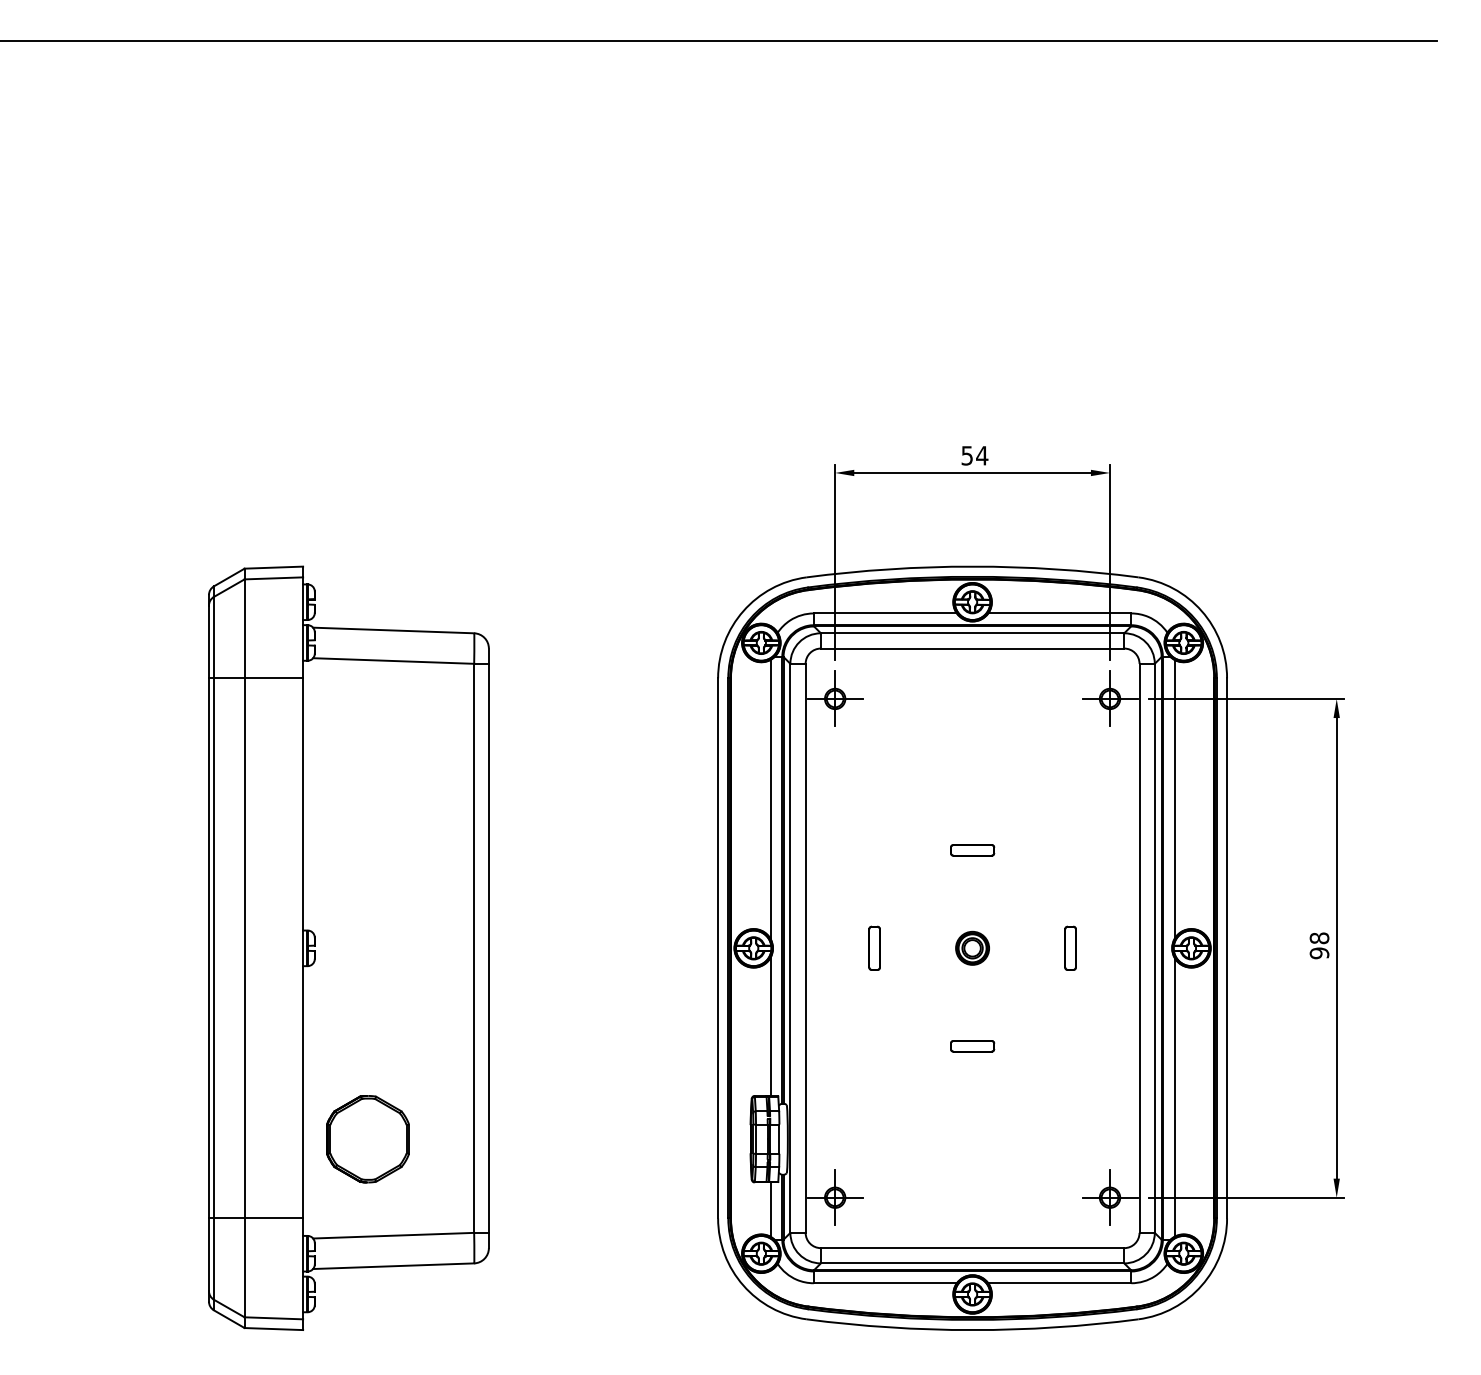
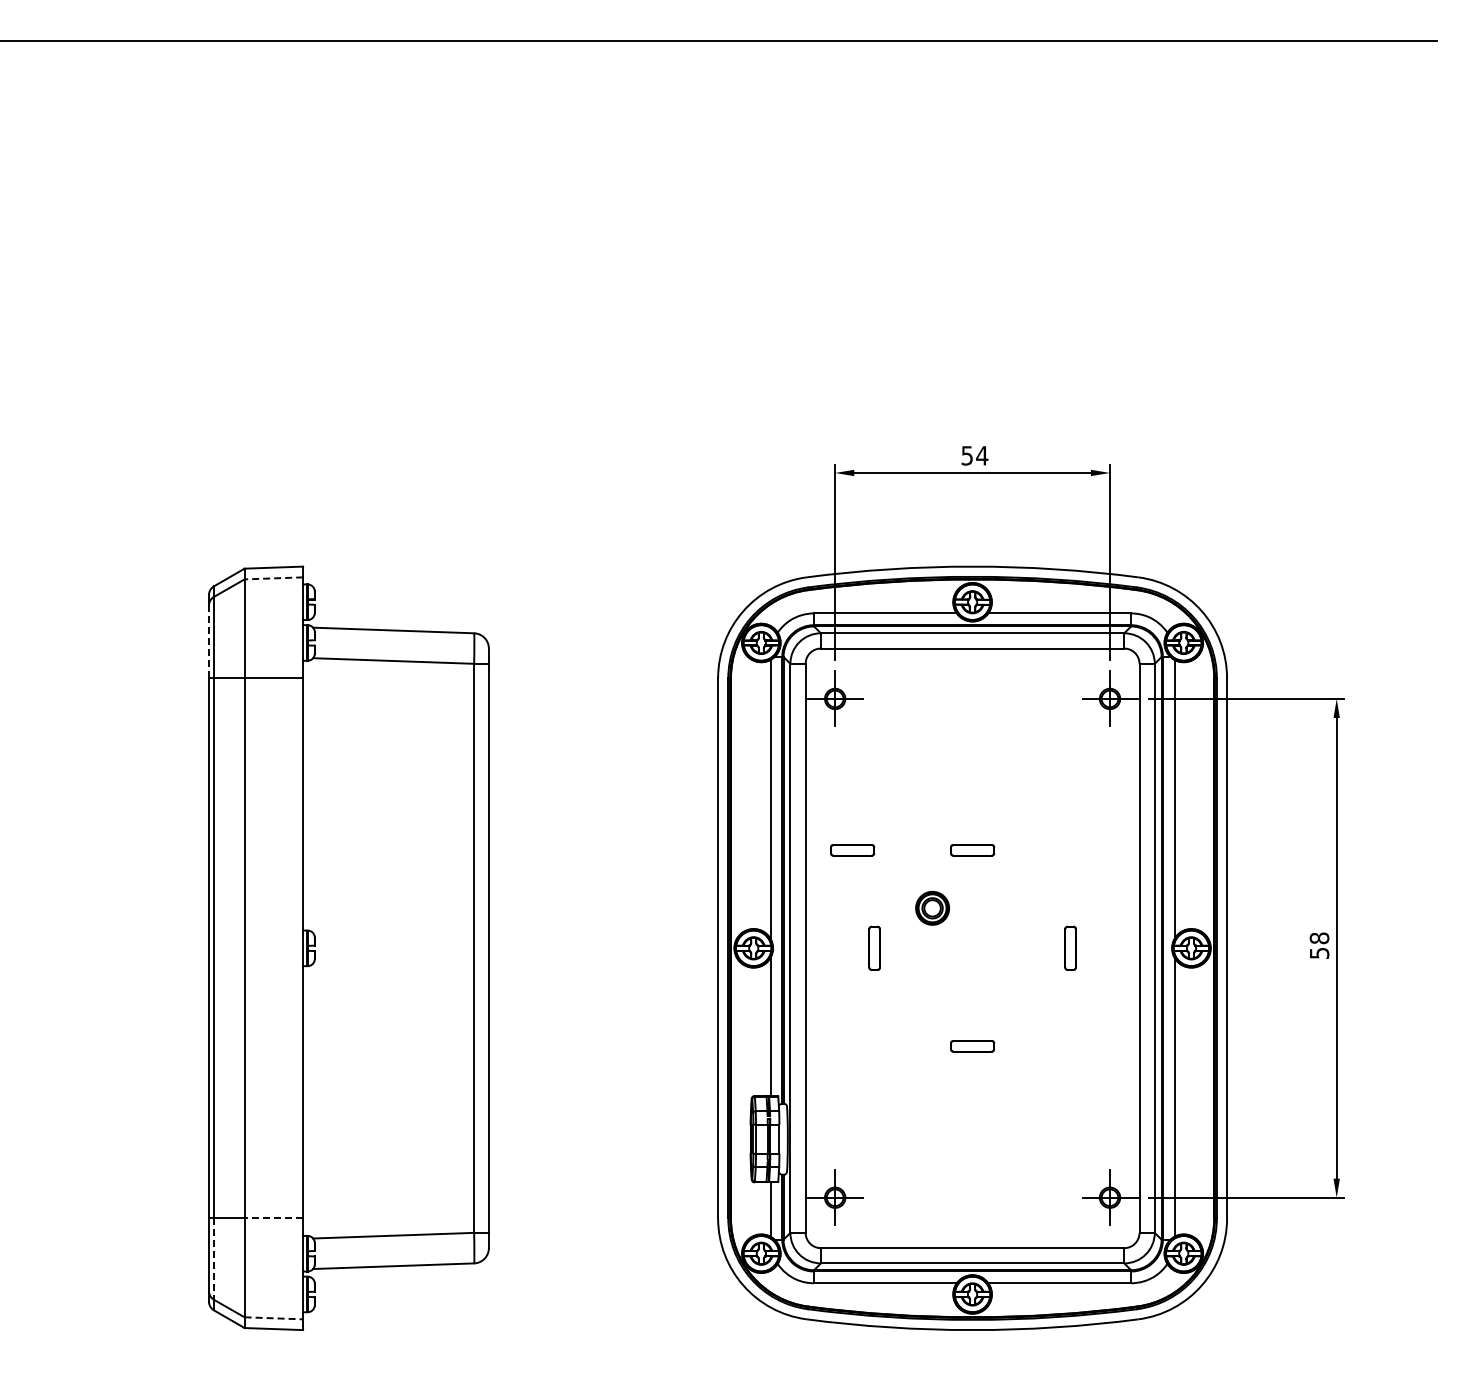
line: solid -> dashed (273, 578)
line: solid -> dashed (208, 641)
part: none -> present (852, 850)
part position: (972, 947) -> (932, 907) (932, 907)
text: 98 -> 58 (1319, 953)
part: present -> none (367, 1139)
line: solid -> dashed (273, 1218)
line: solid -> dashed (214, 1259)
line: solid -> dashed (274, 1318)
